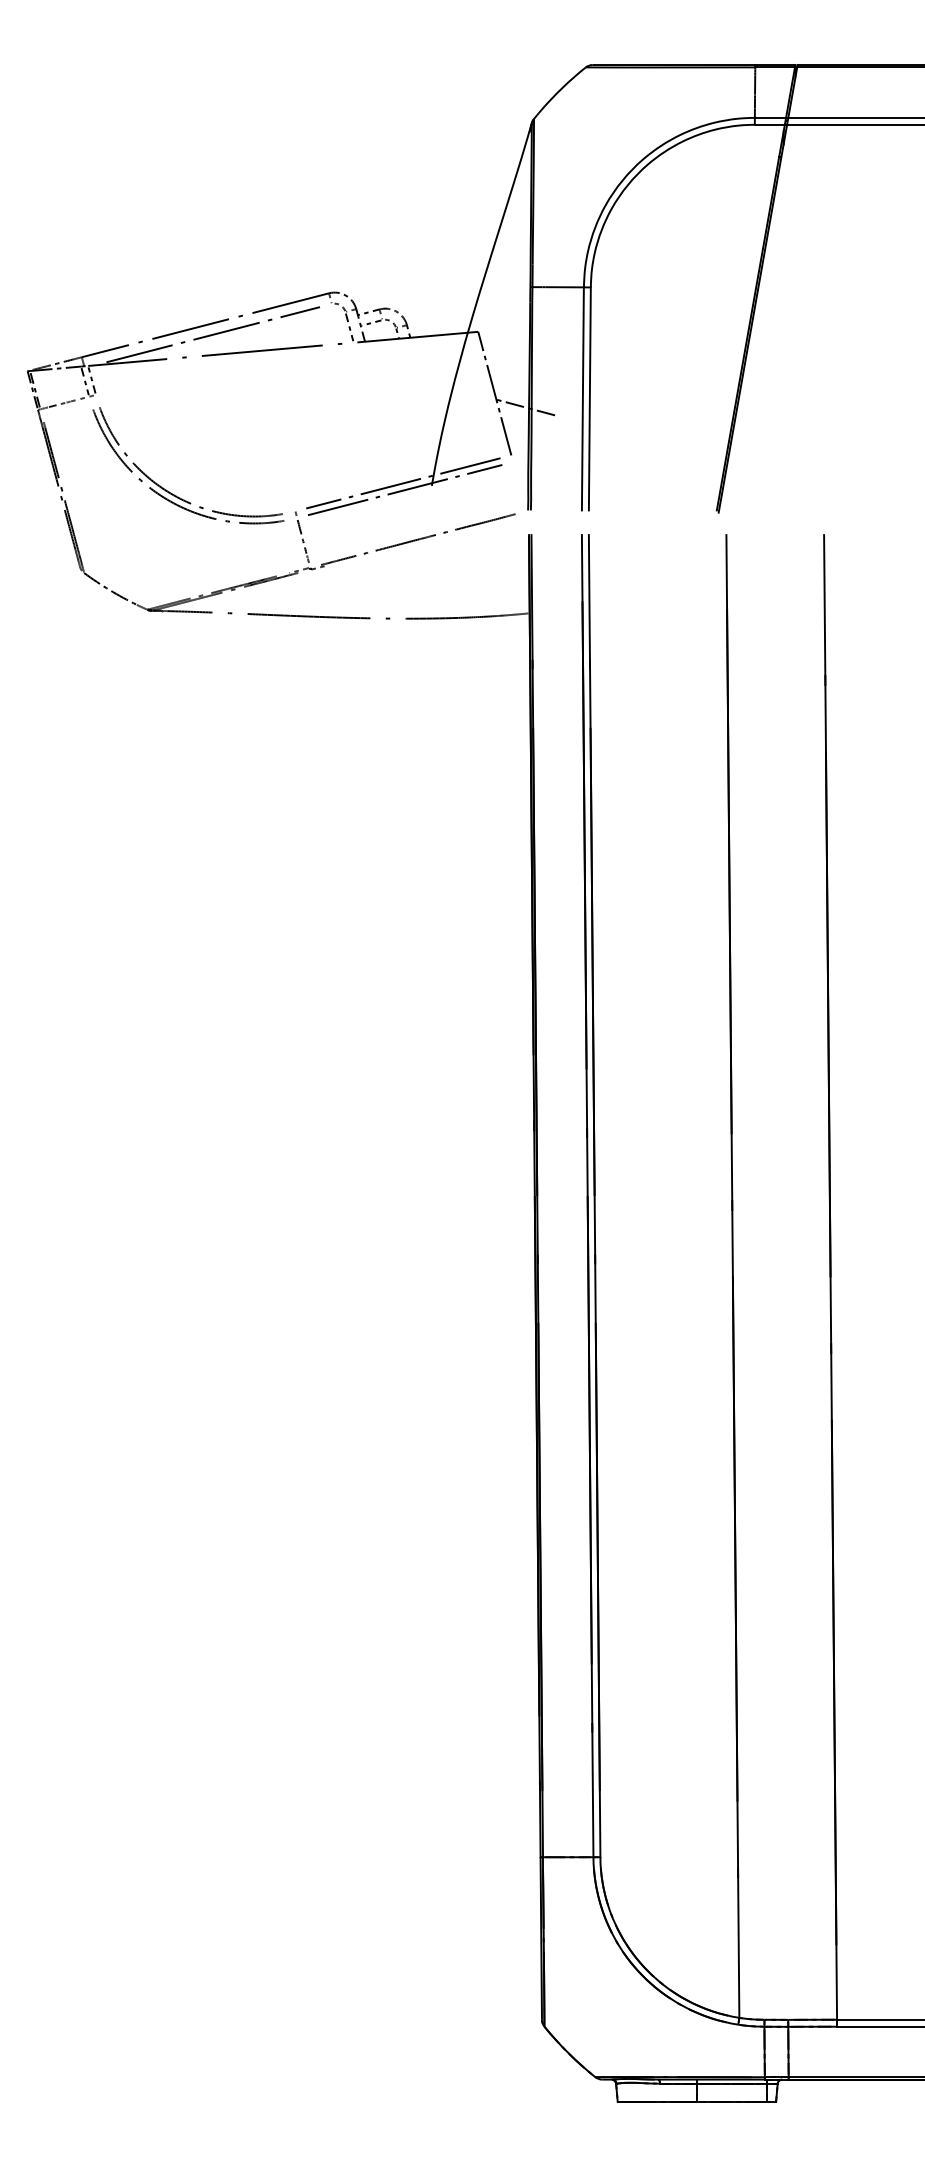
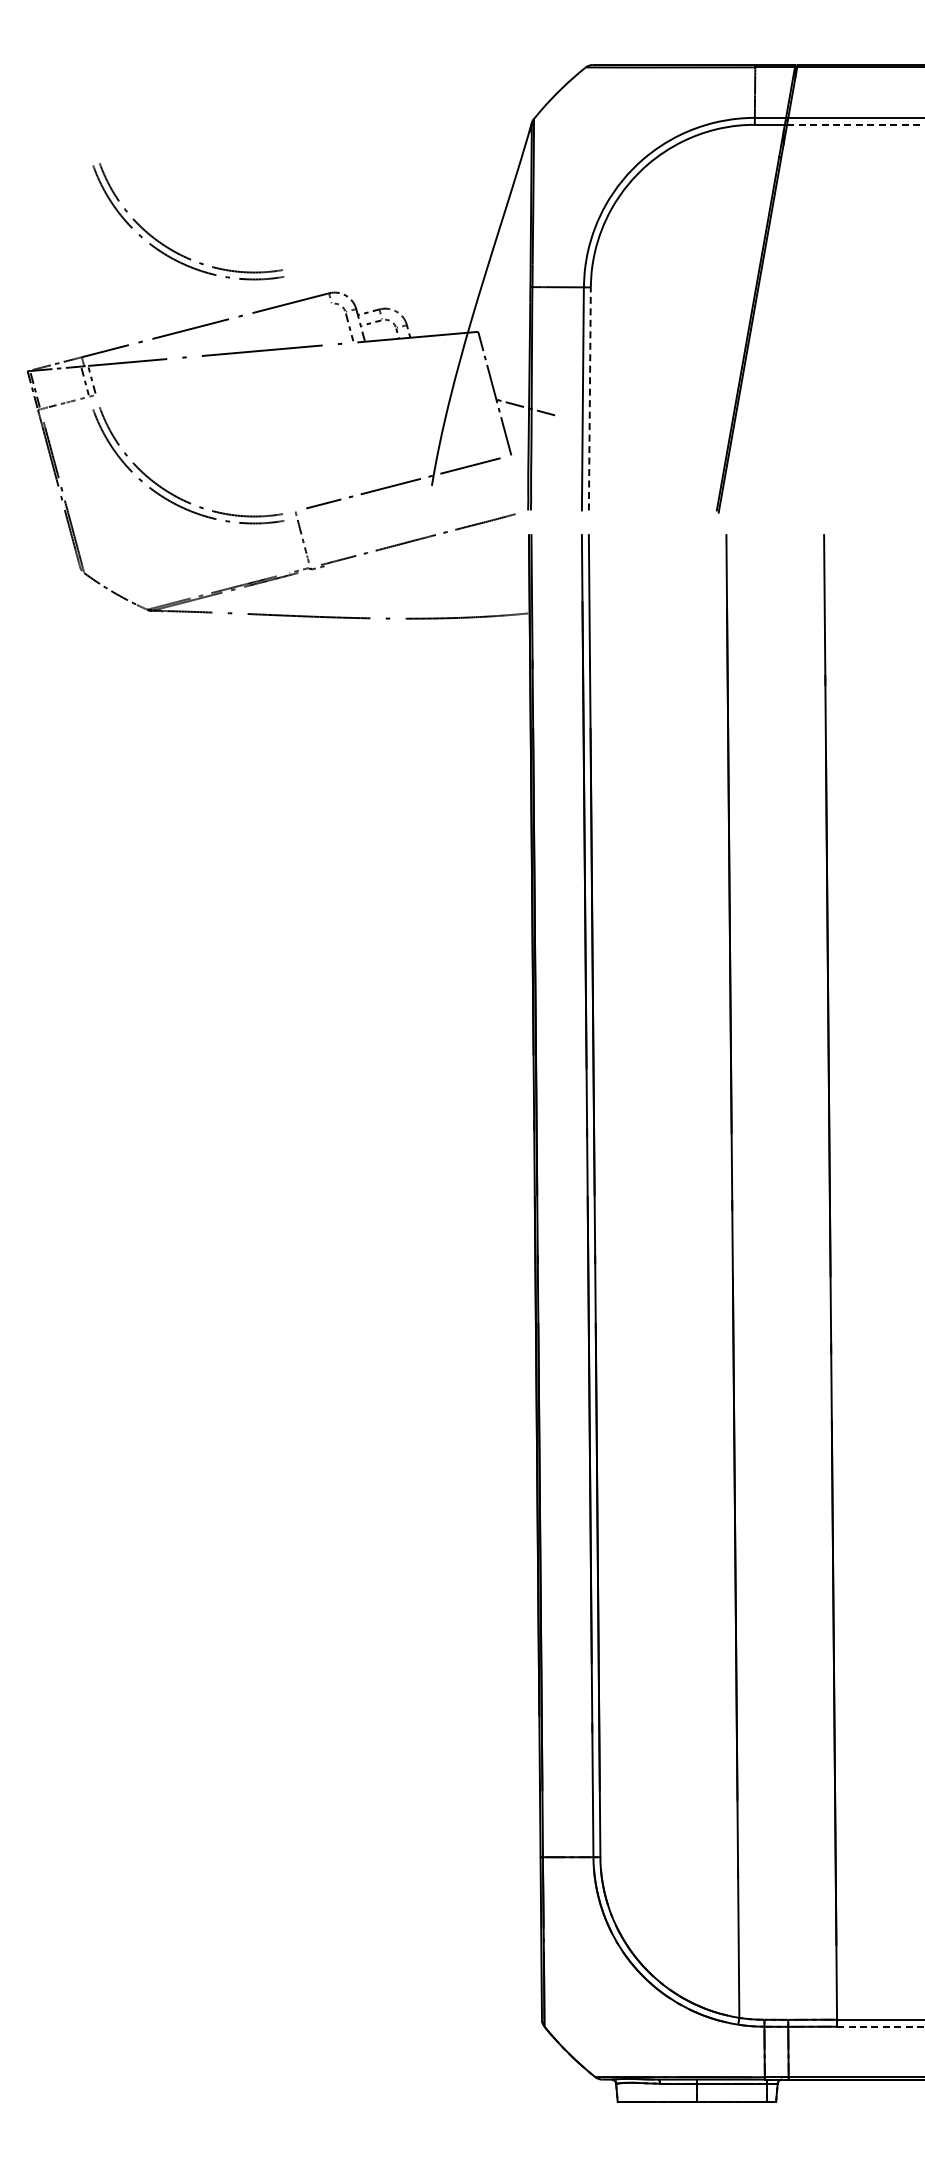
line: solid -> dashed (856, 124)
part: none -> present (171, 248)
line: present -> none (213, 334)
line: solid -> dashed (589, 398)
line: present -> none (404, 489)
line: solid -> dashed (881, 2026)
